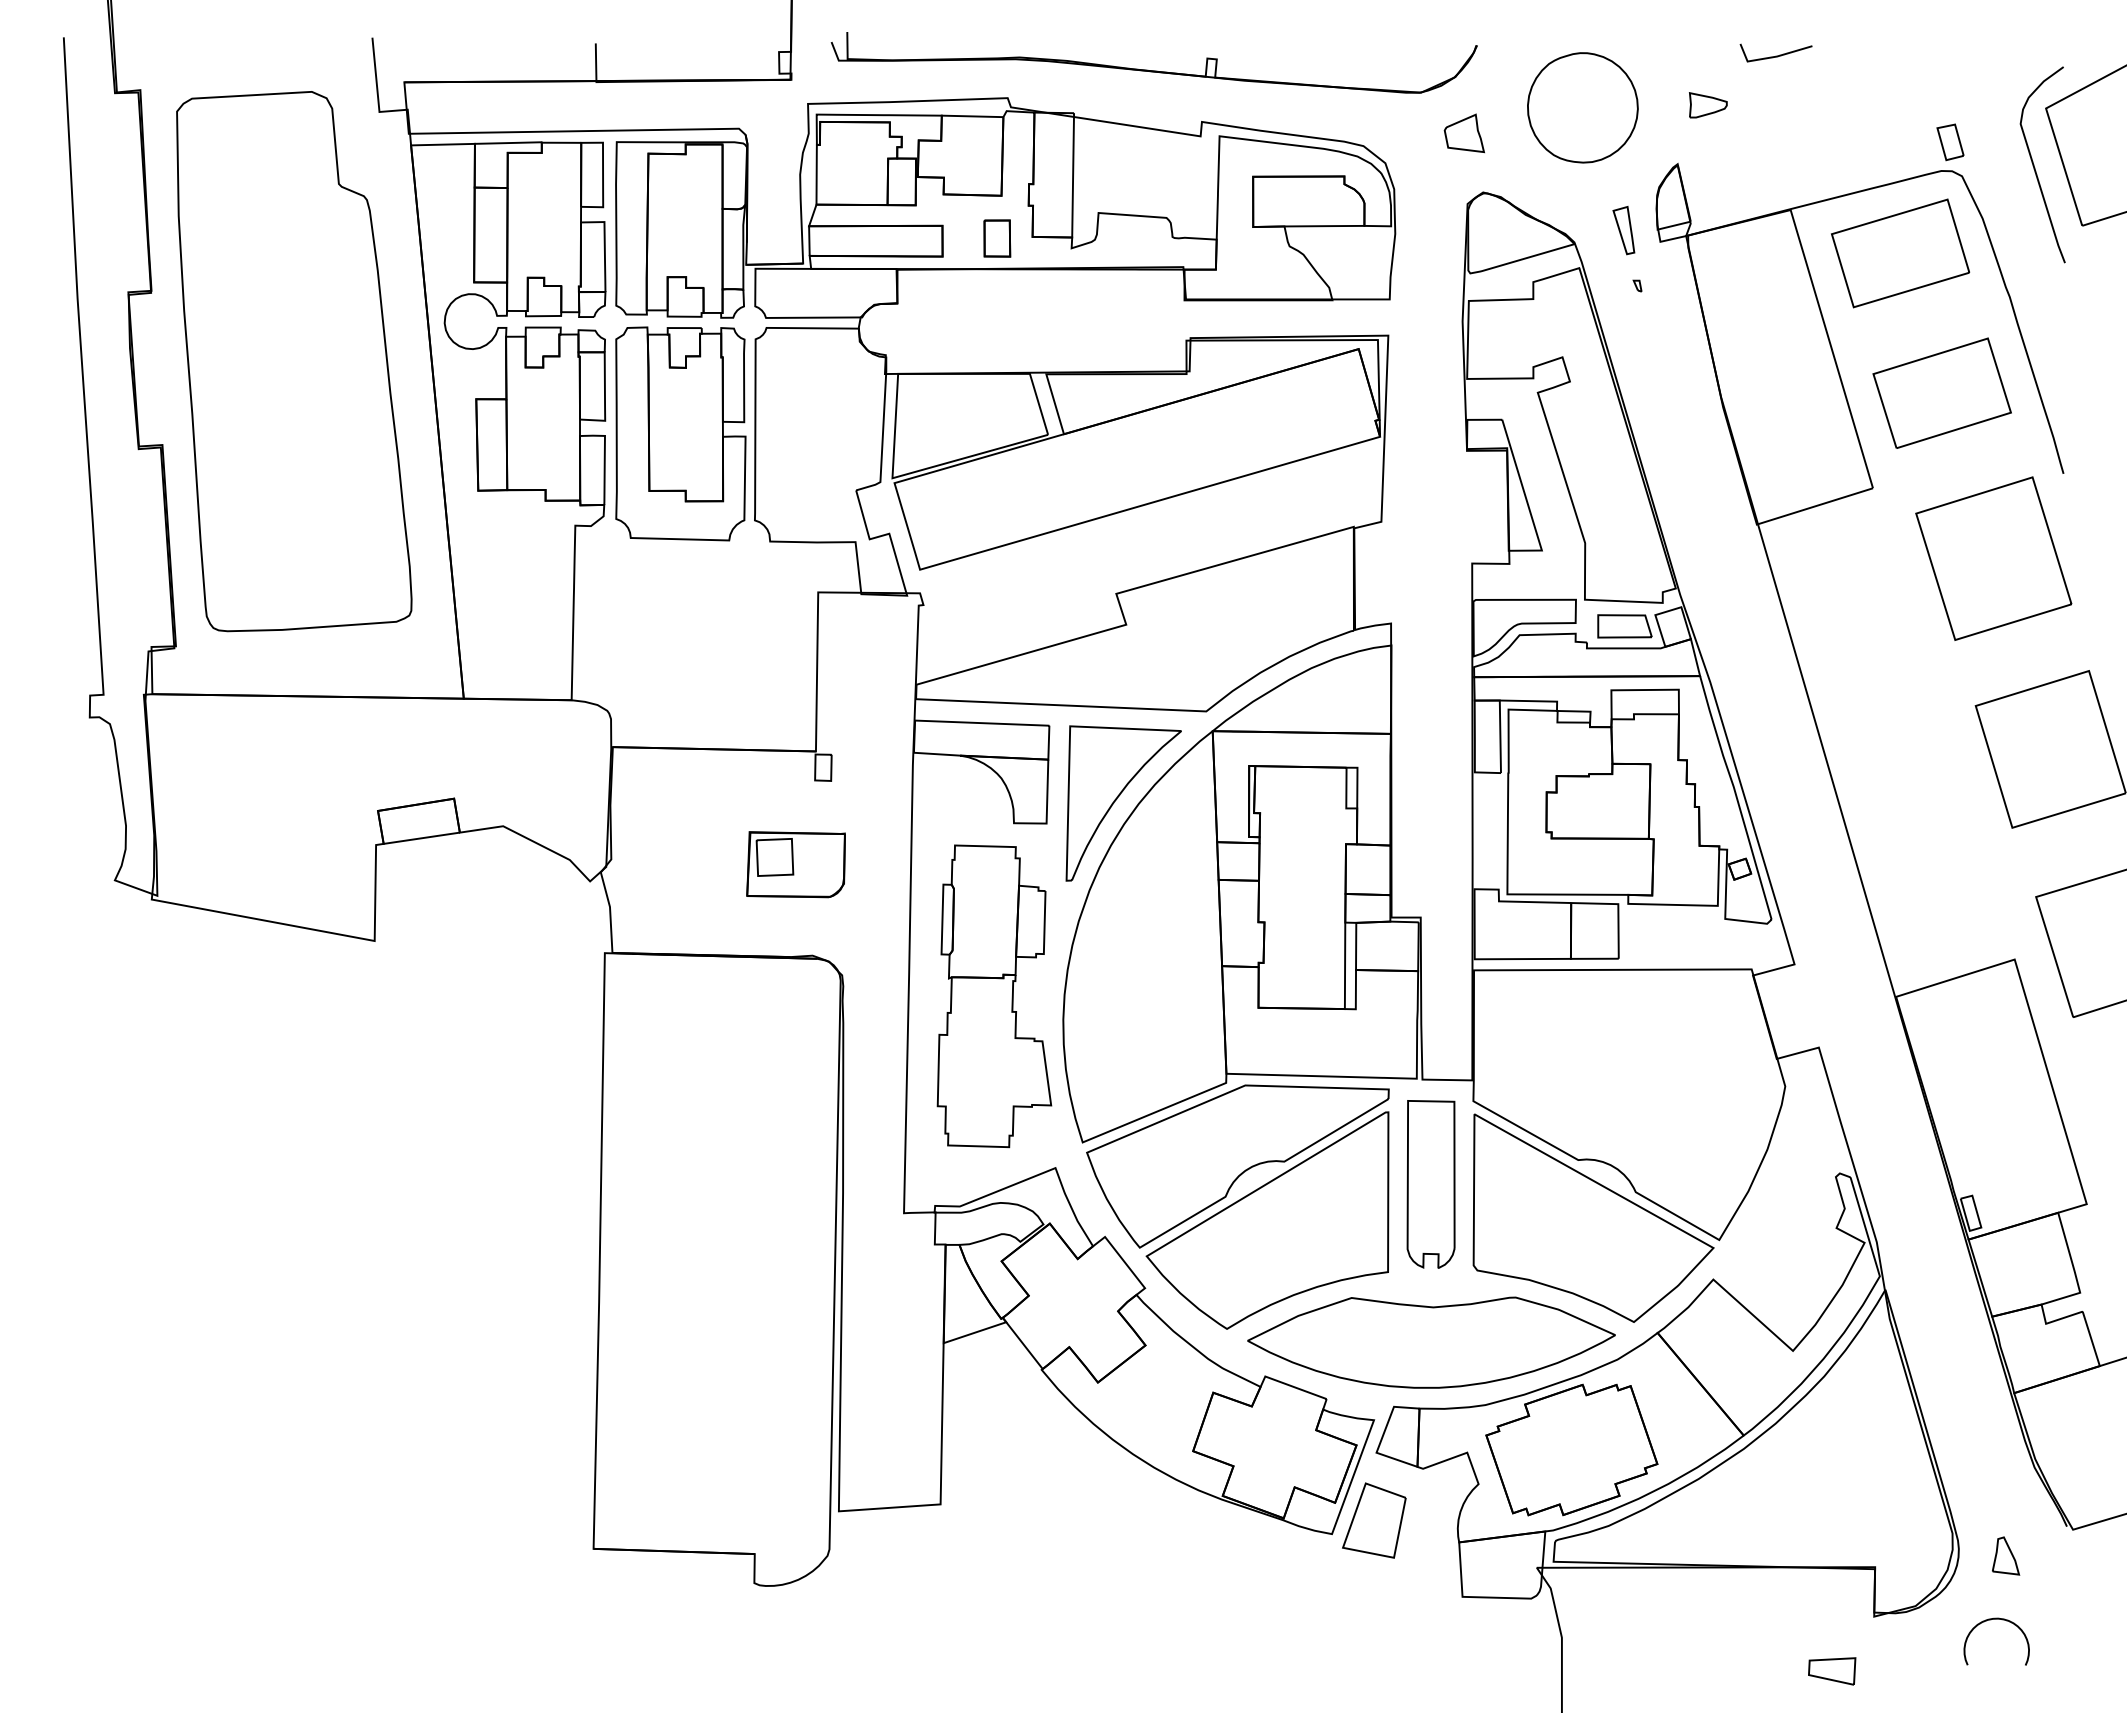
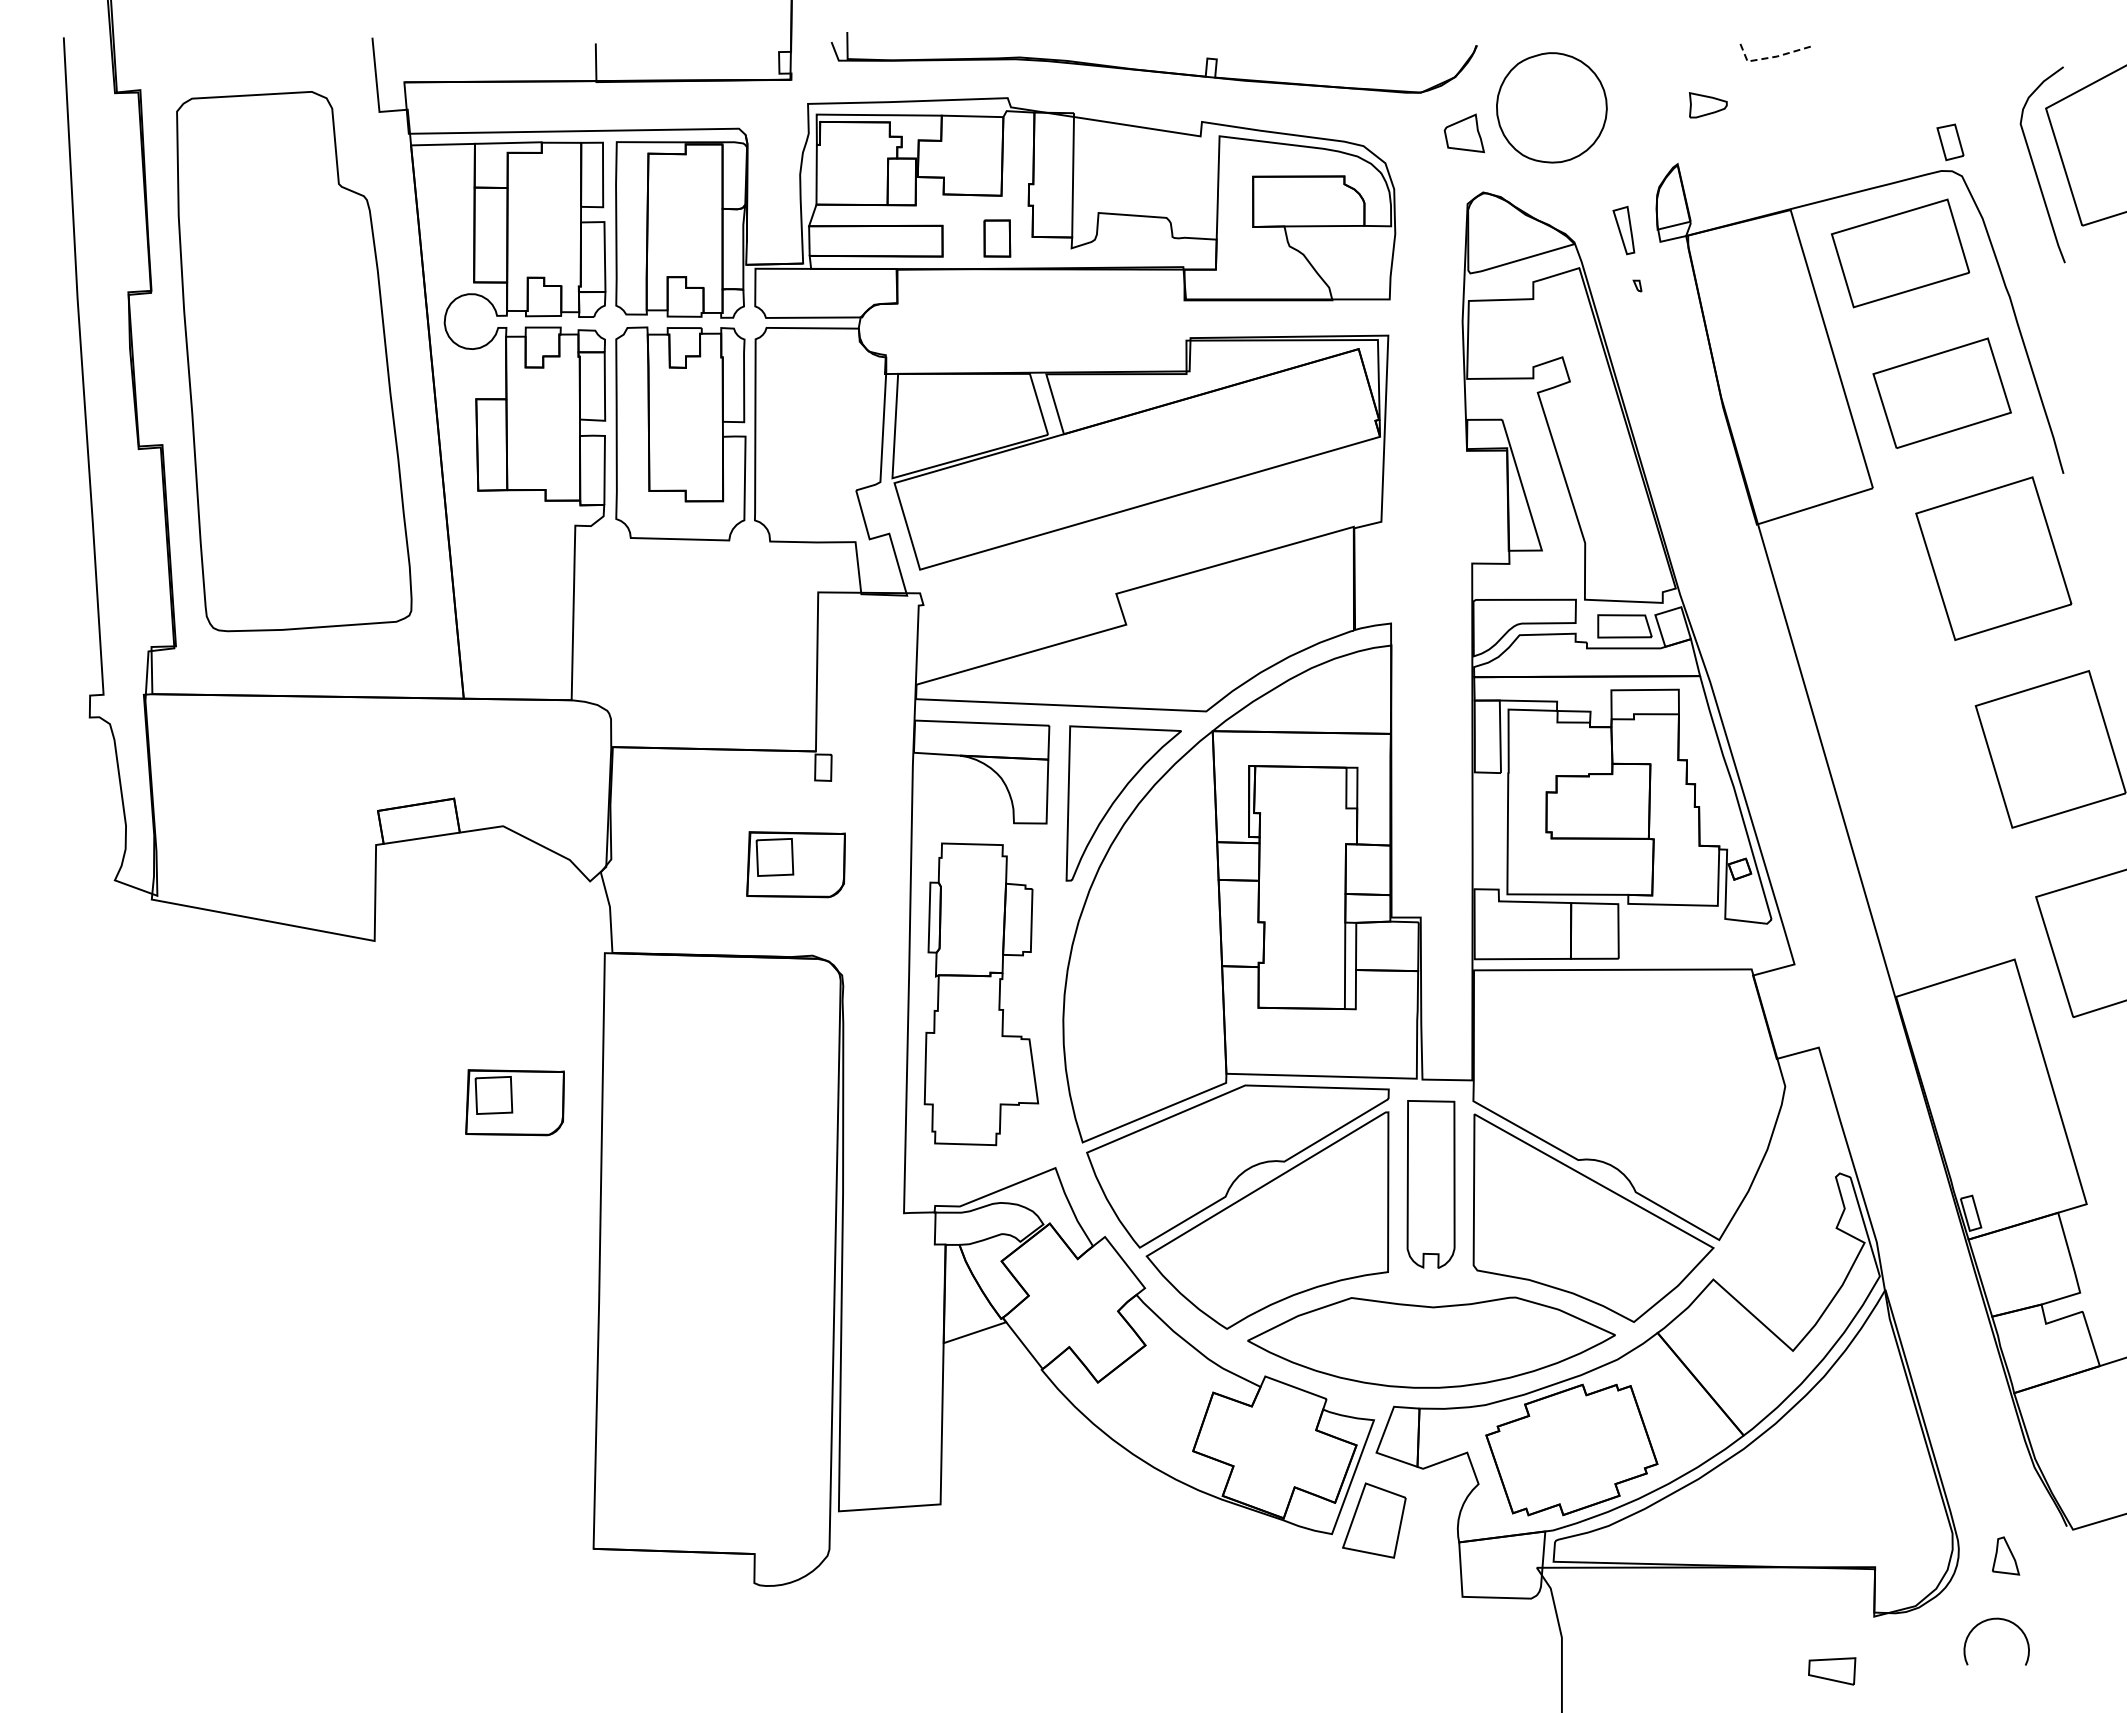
line: solid -> dashed (1771, 57)
part position: (1582, 107) -> (1551, 107) (1551, 107)
part position: (994, 996) -> (981, 994) (981, 994)
part: none -> present (514, 1102)
